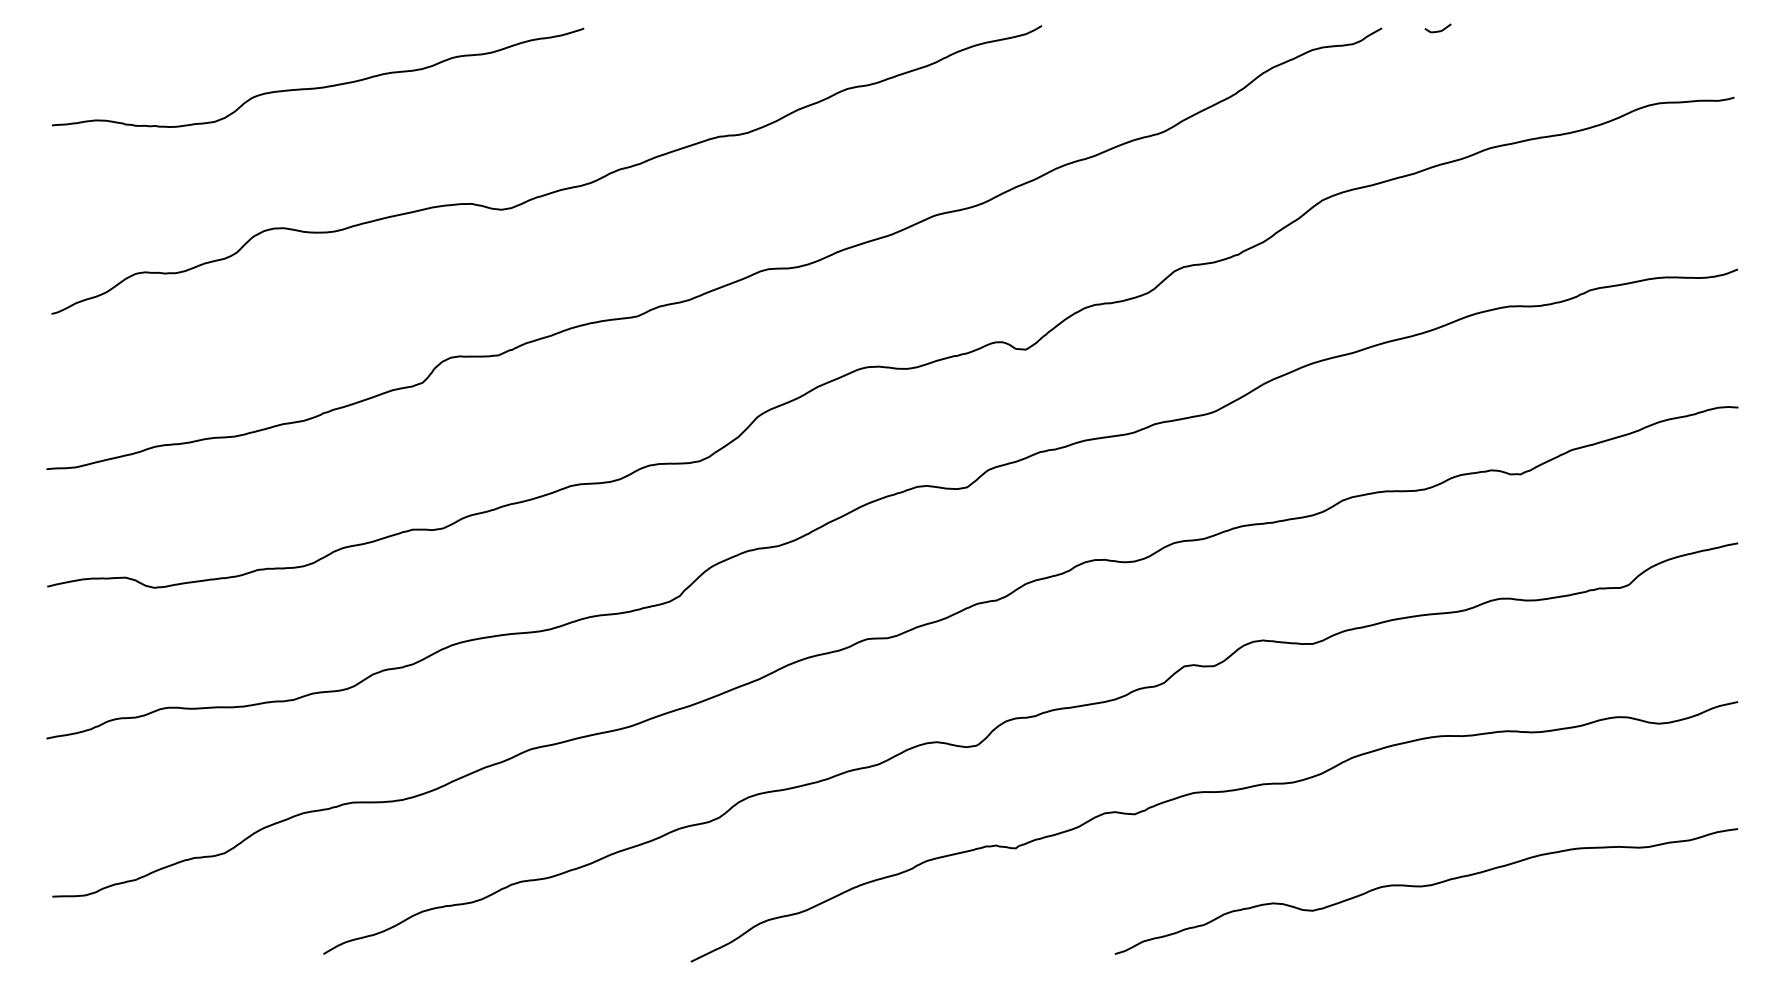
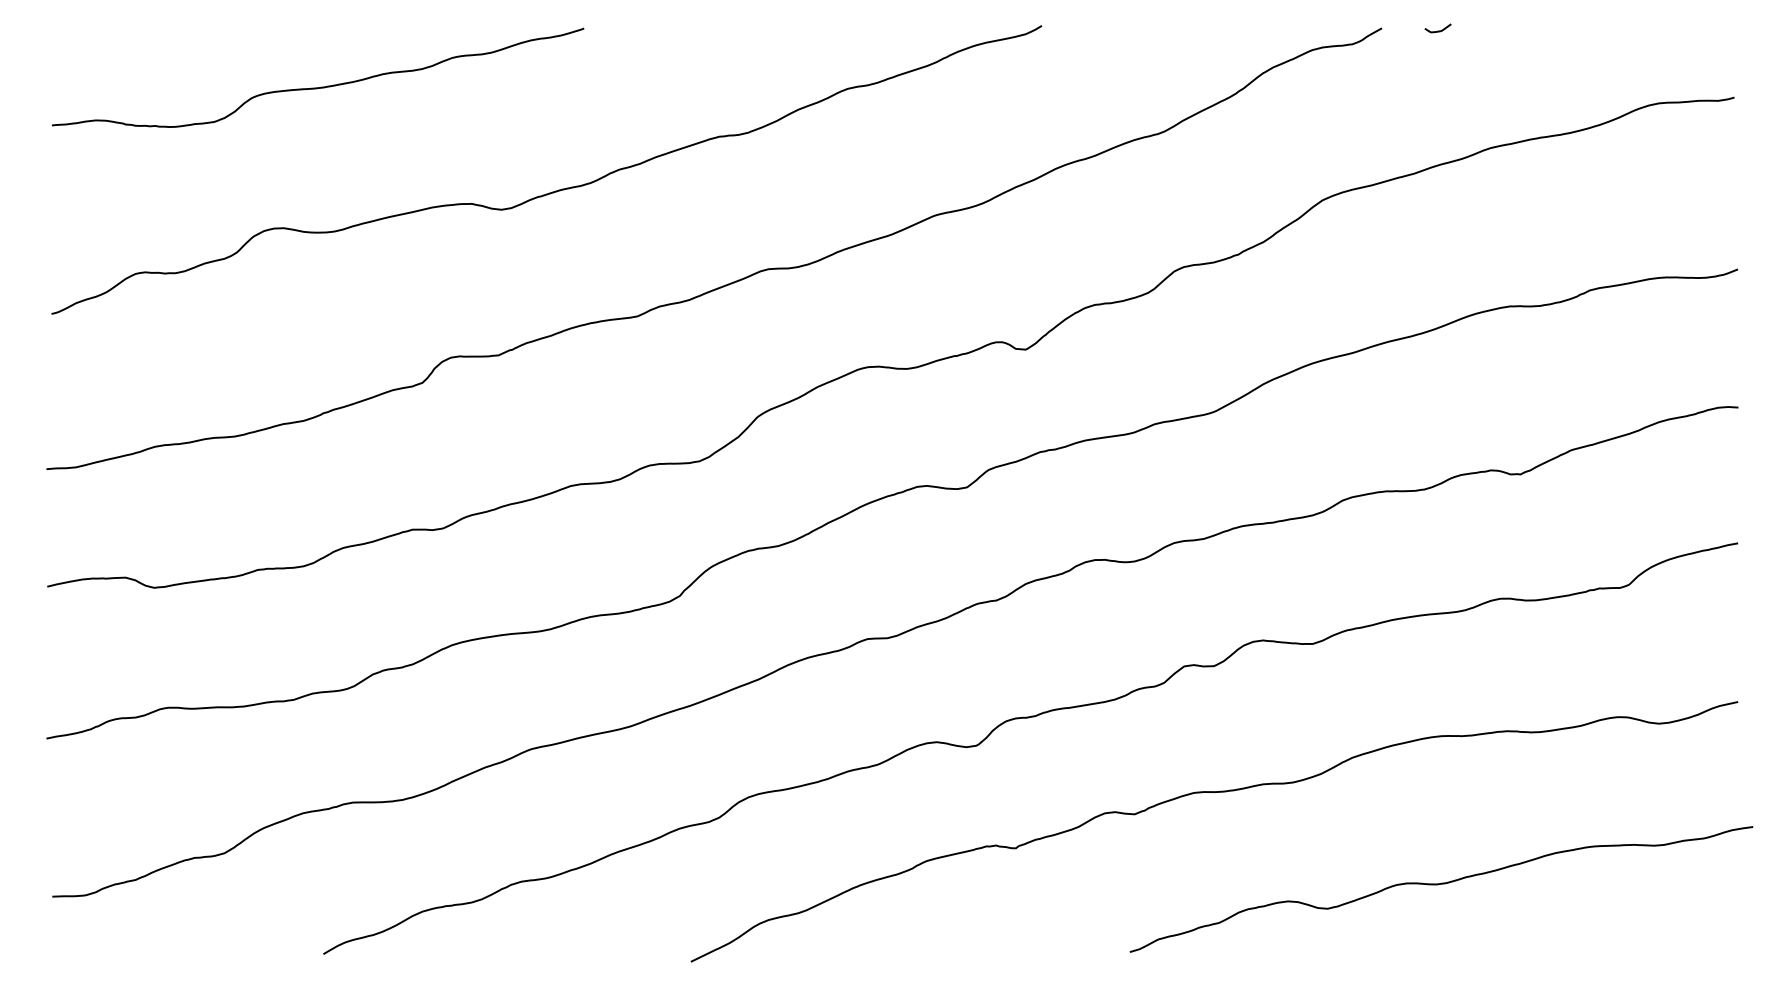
curve position: (1426, 886) -> (1441, 884) (1441, 884)
